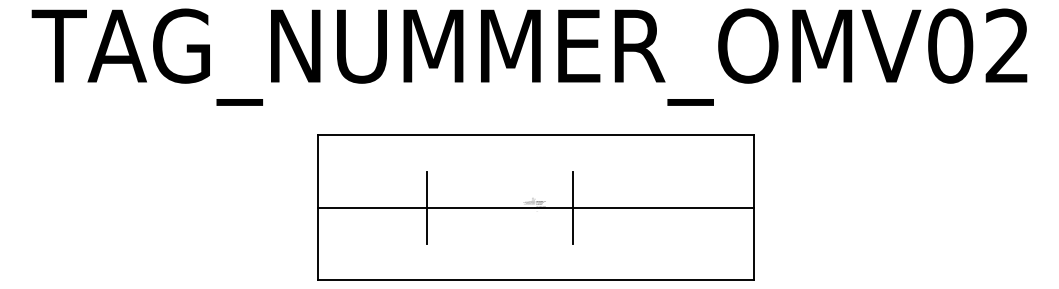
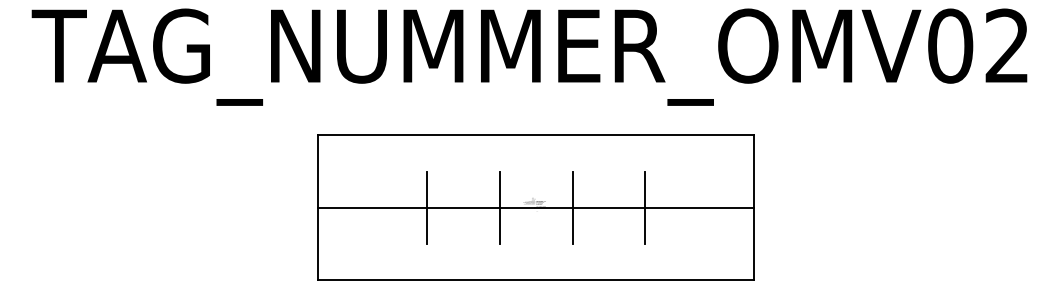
line: none -> present (499, 207)
line: none -> present (645, 207)
